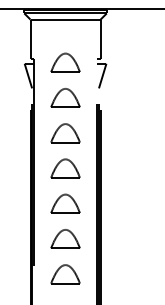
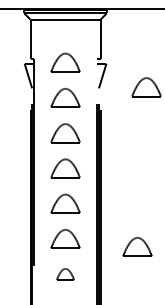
part: none -> present (146, 87)
part: none -> present (137, 246)
part size: 31x21 px -> 19x13 px (65, 274)
